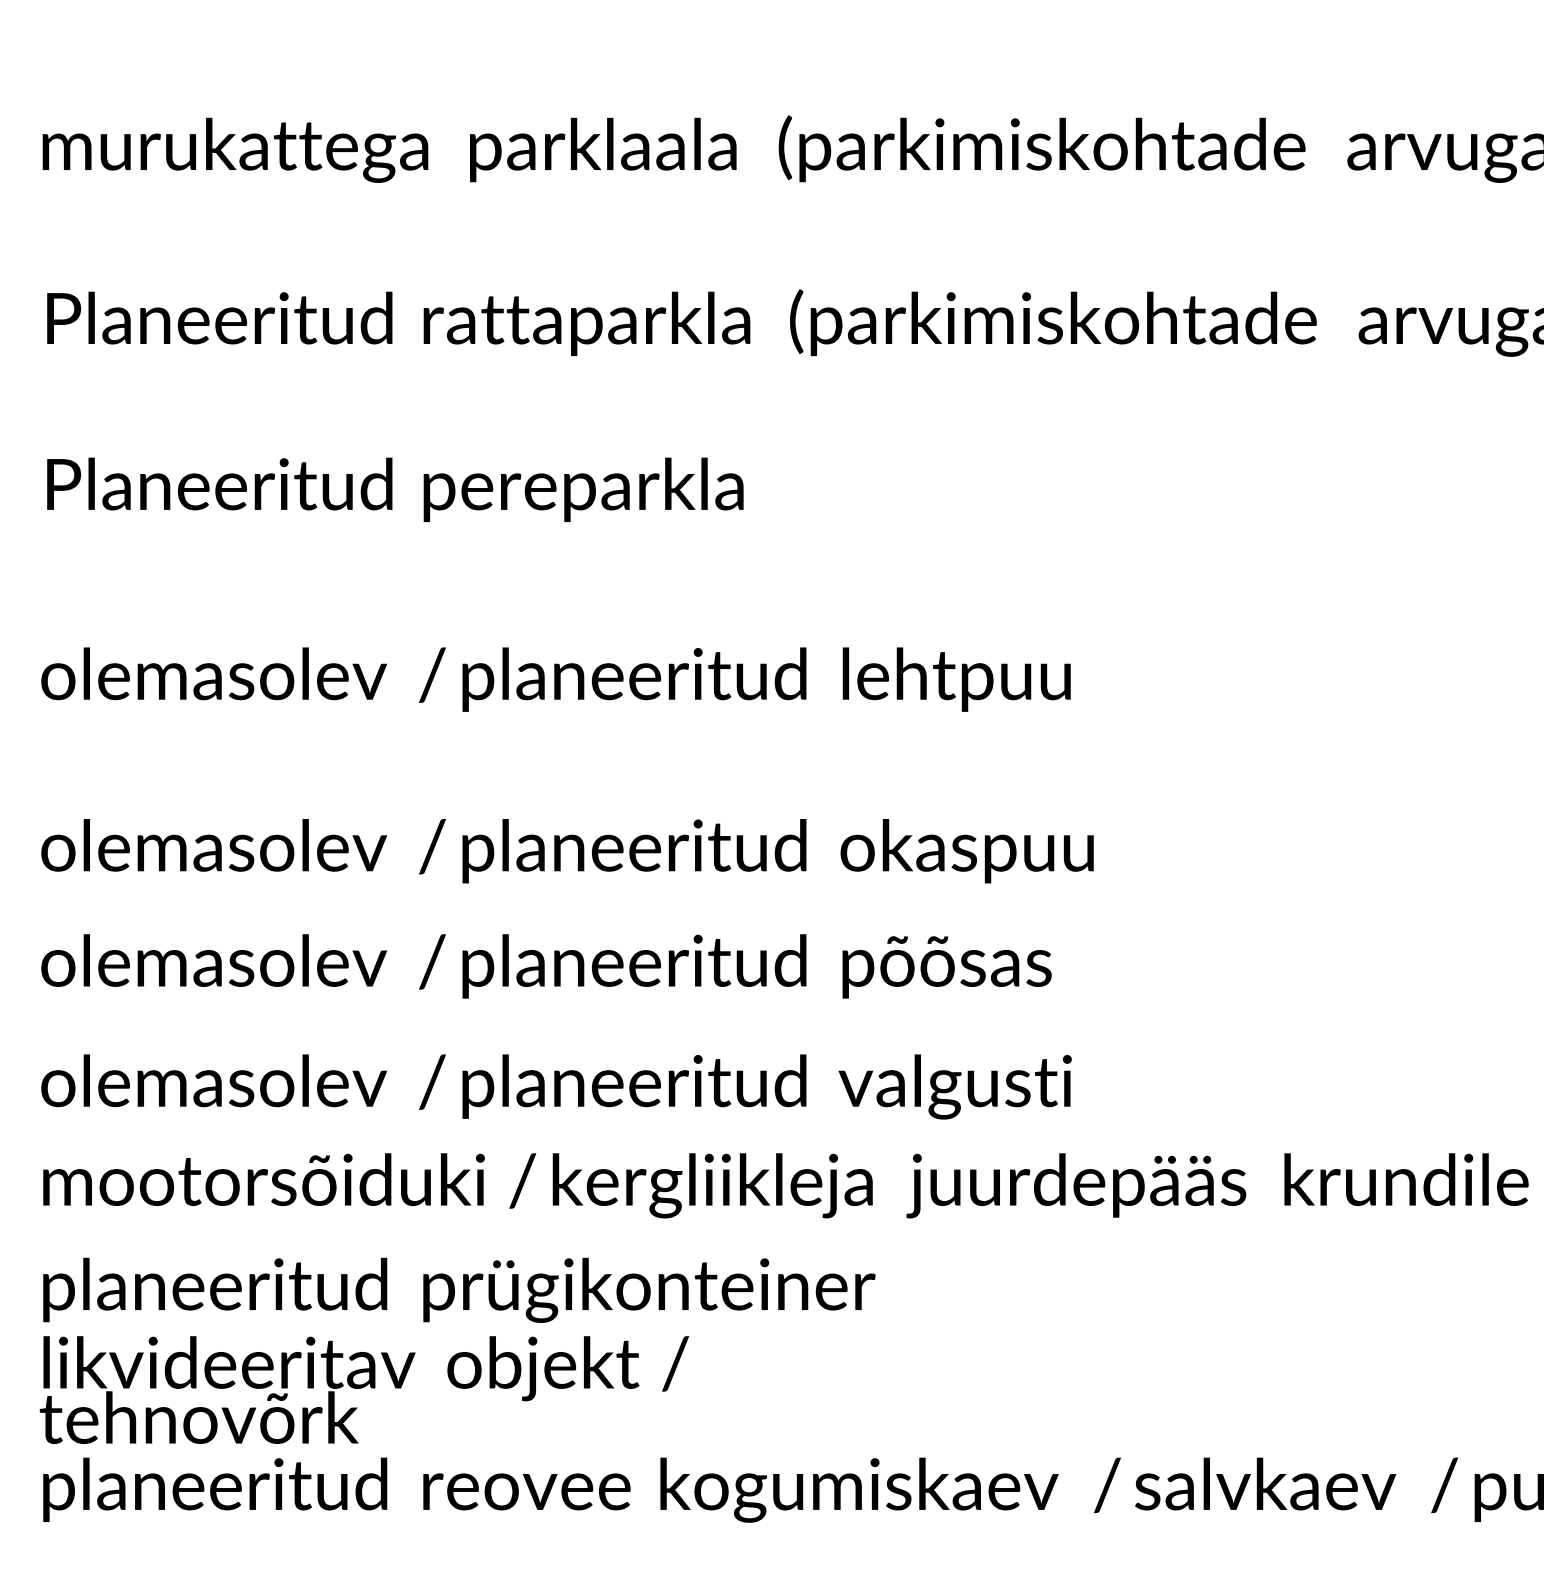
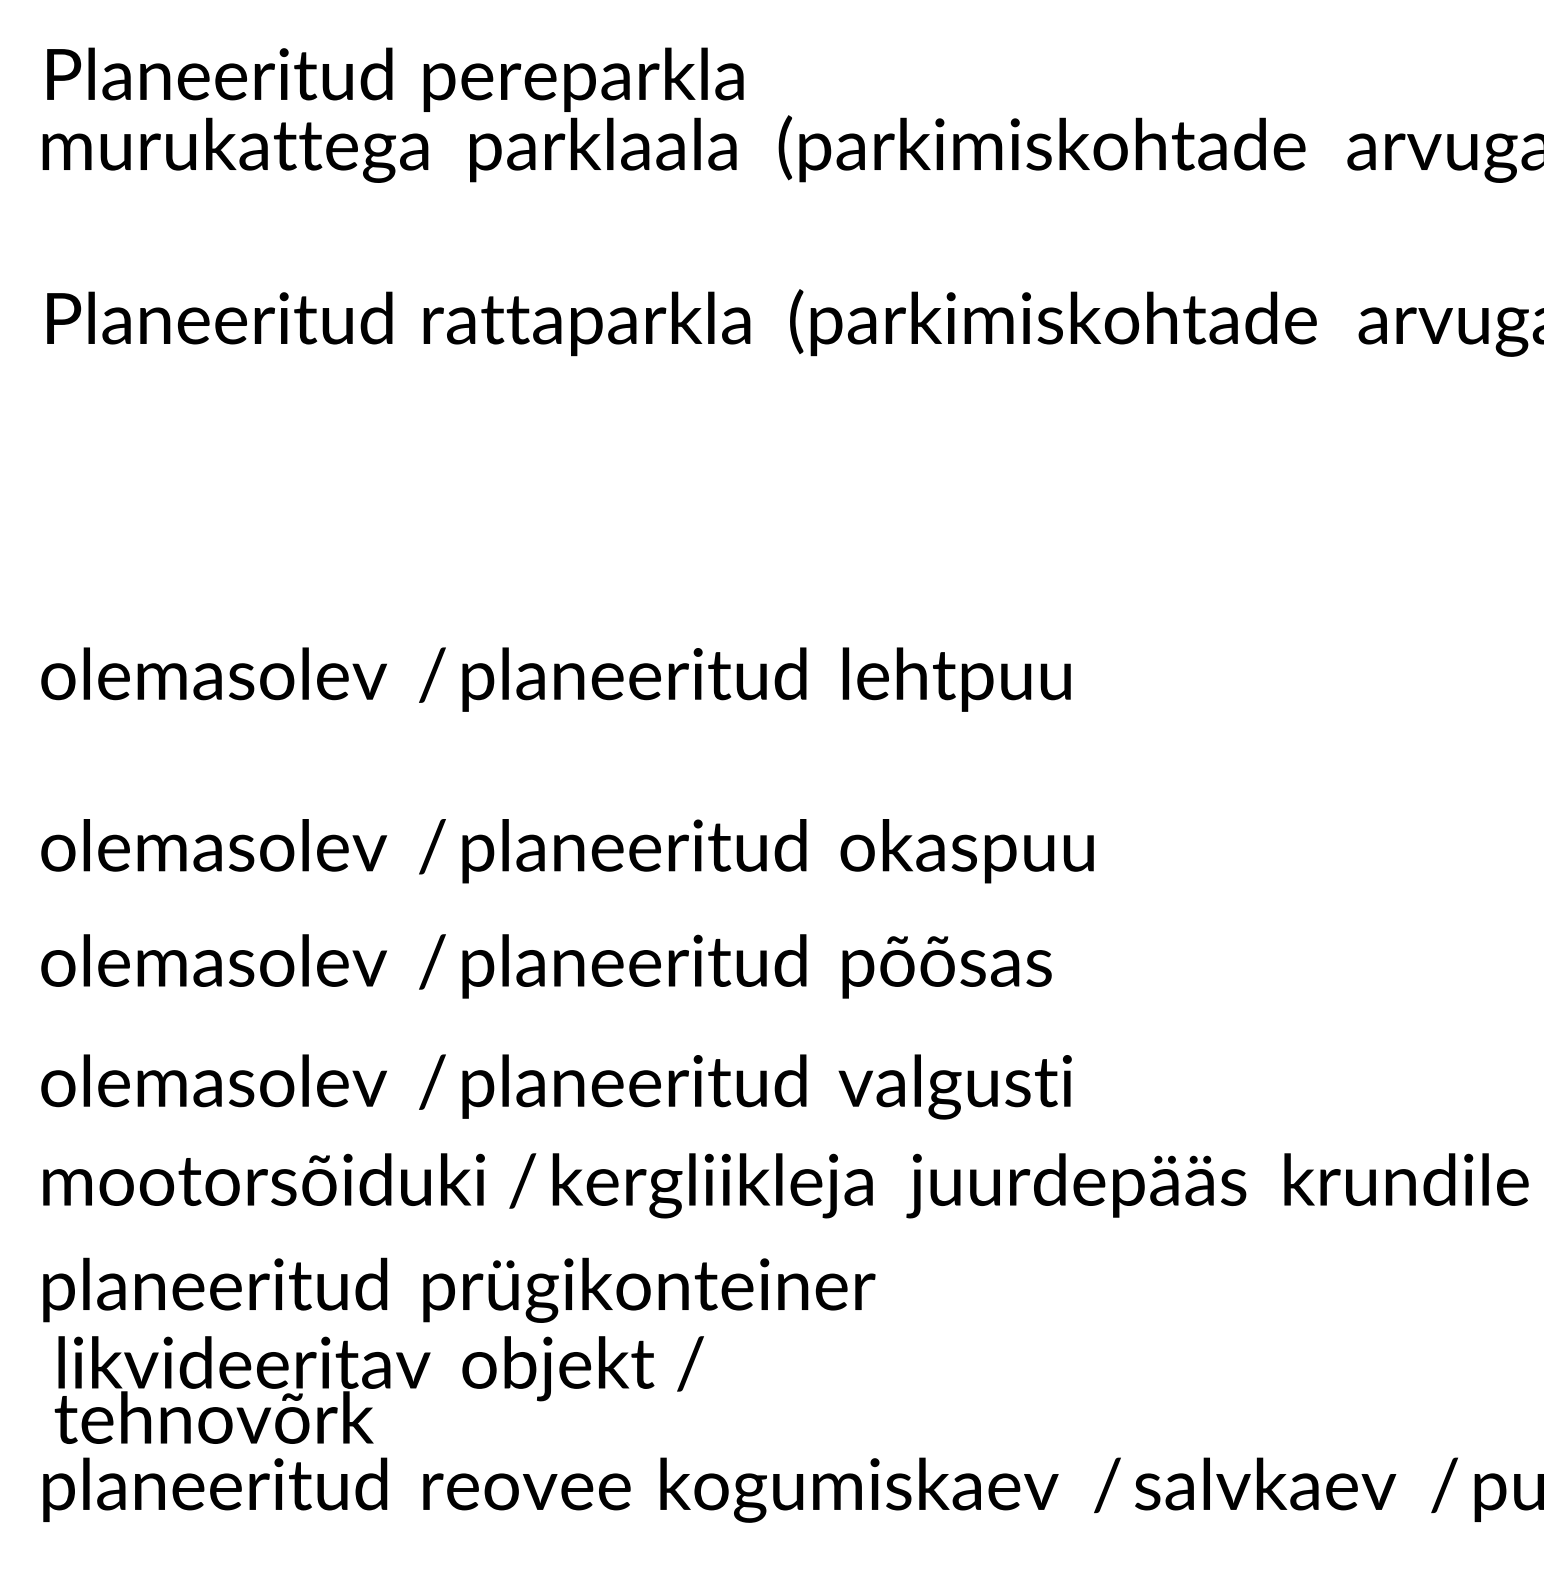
text position: (395, 489) -> (395, 79) (395, 79)
text position: (363, 1389) -> (378, 1389) (378, 1389)
